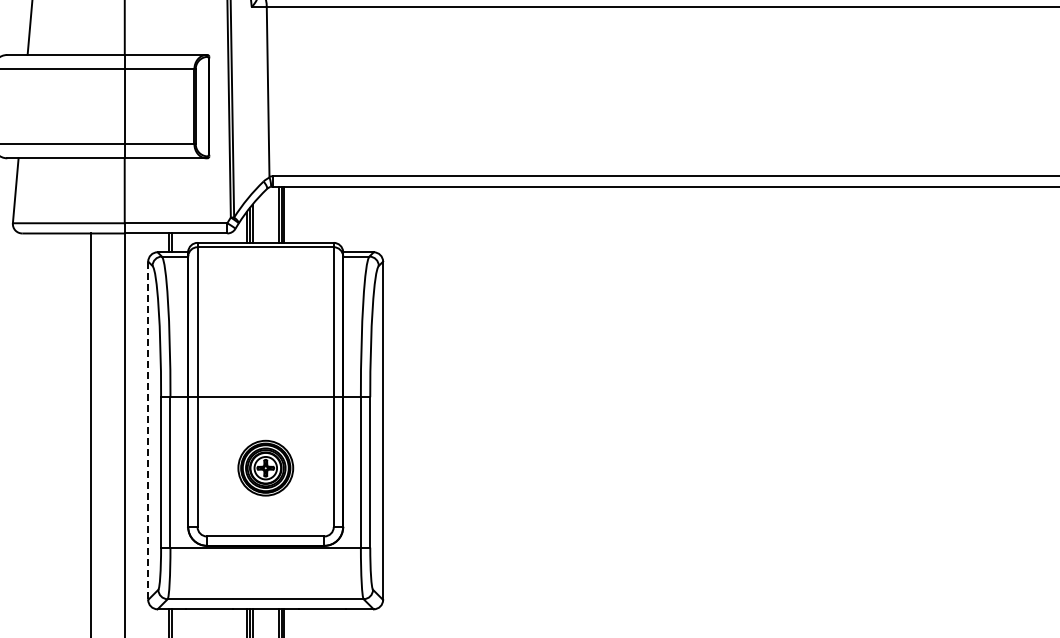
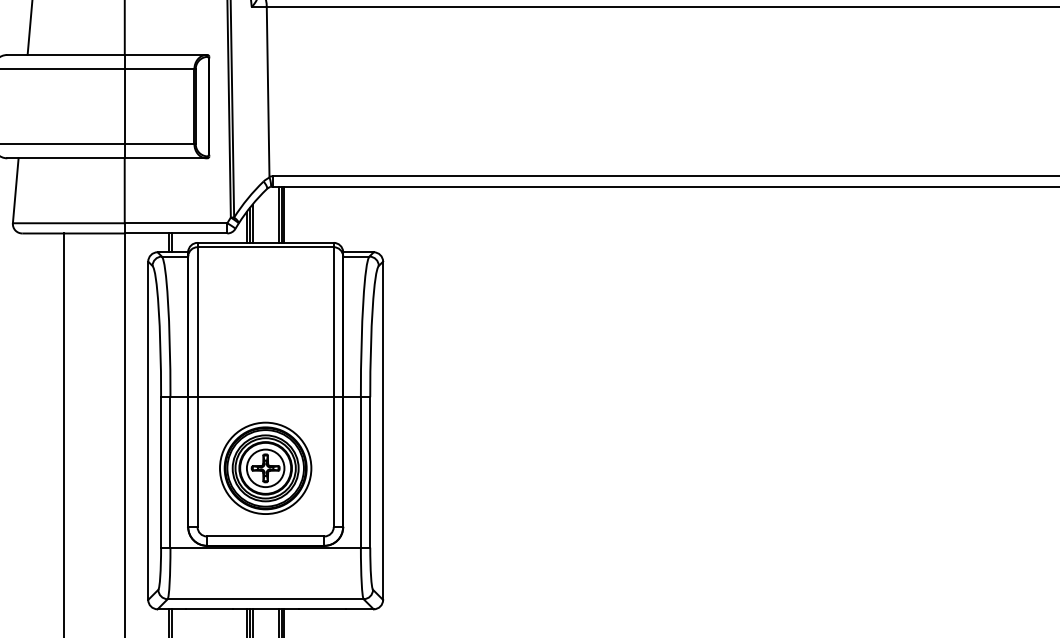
line: dashed -> solid (148, 431)
line position: (90, 433) -> (63, 433) (63, 433)
part size: 58x58 px -> 94x94 px (265, 467)
